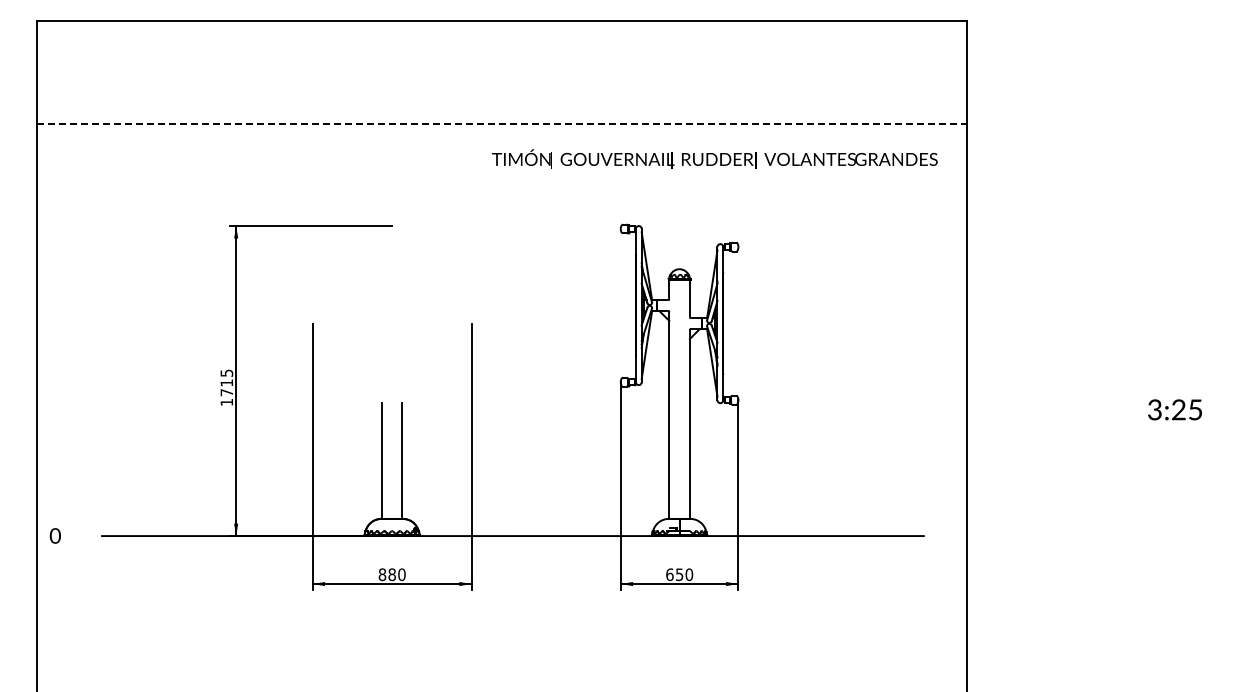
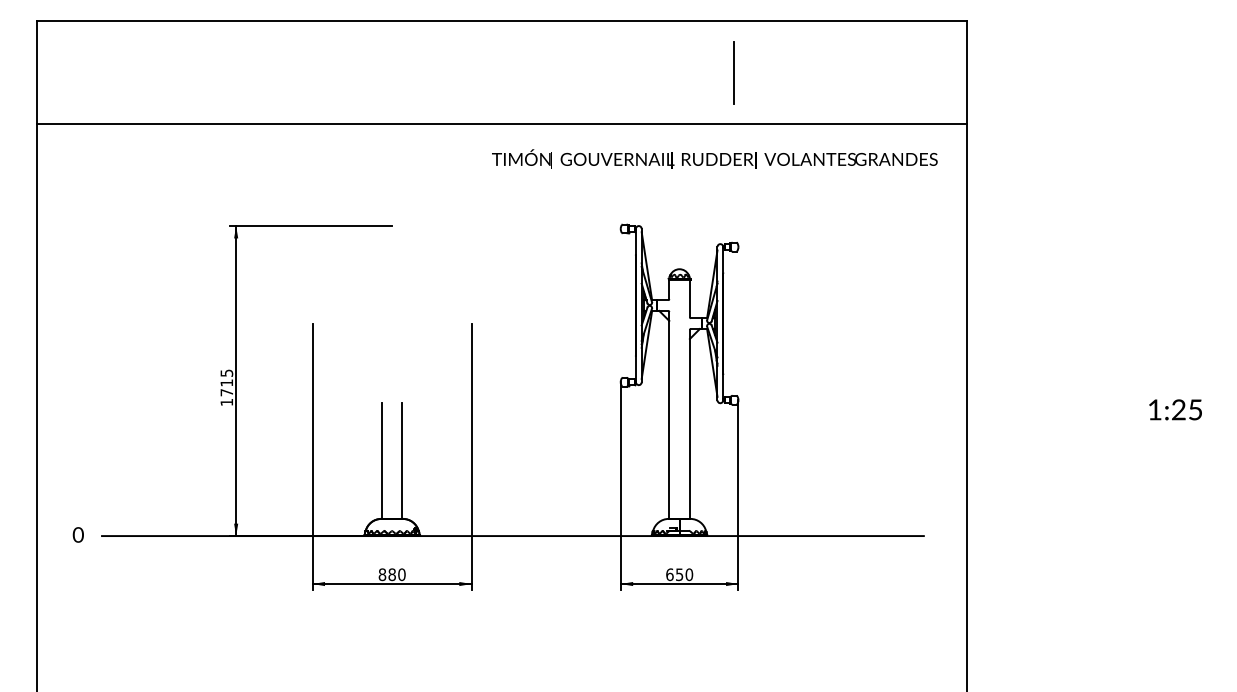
line: none -> present (734, 72)
line: dashed -> solid (501, 124)
text: 3:25 -> 1:25 (1154, 409)
text position: (54, 535) -> (77, 534) (77, 534)
